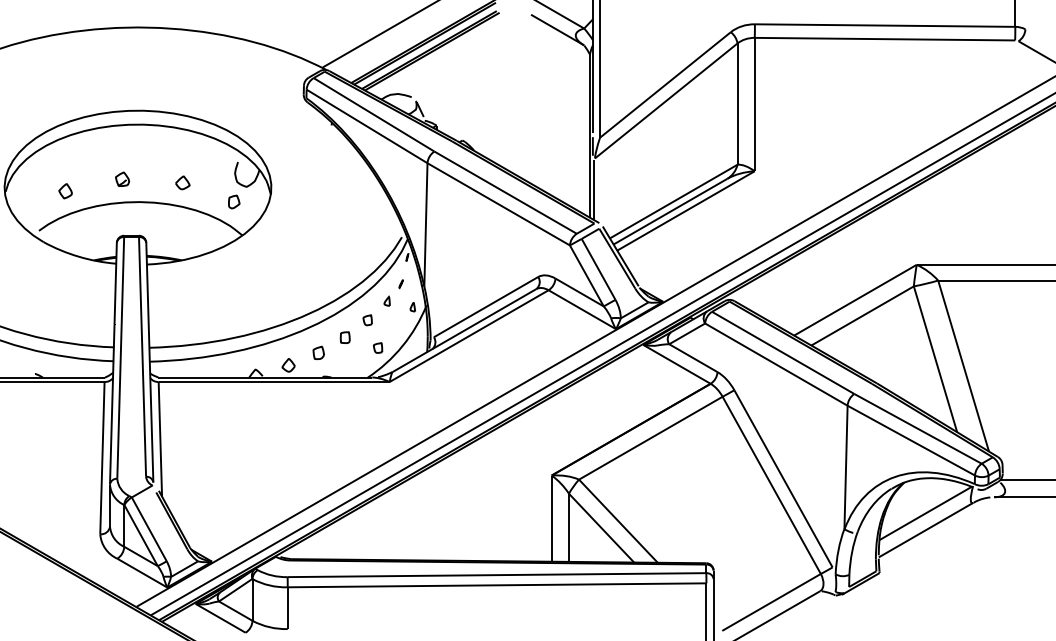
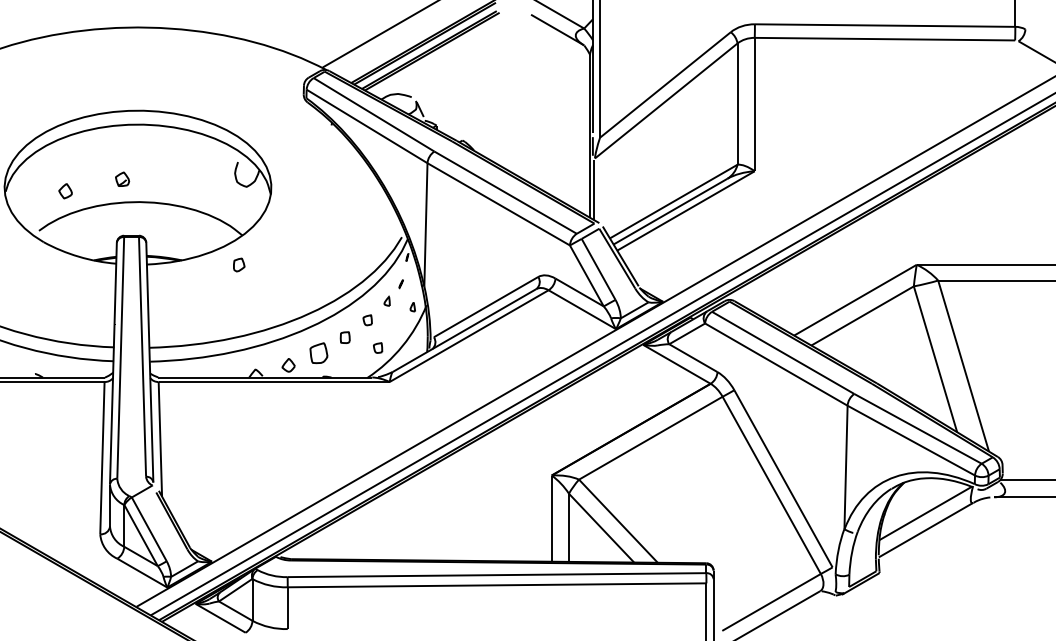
part: present -> none (182, 182)
part position: (234, 201) -> (239, 264) (239, 264)
part size: 13x15 px -> 20x23 px (318, 353)
